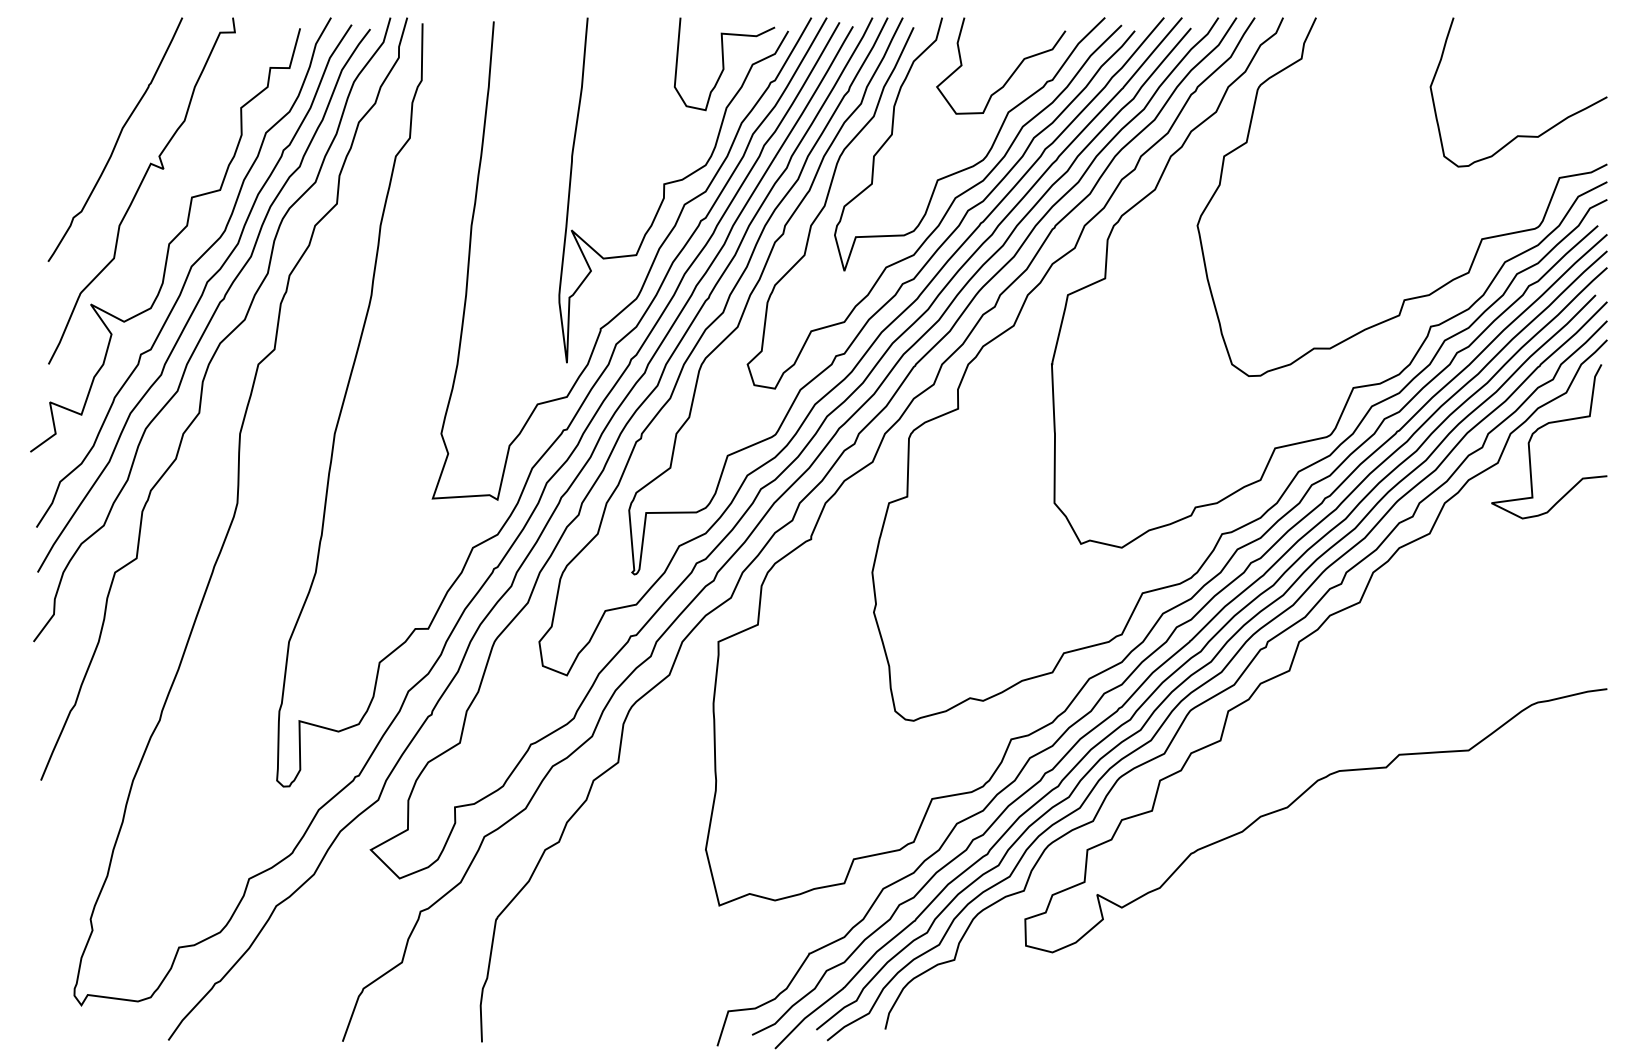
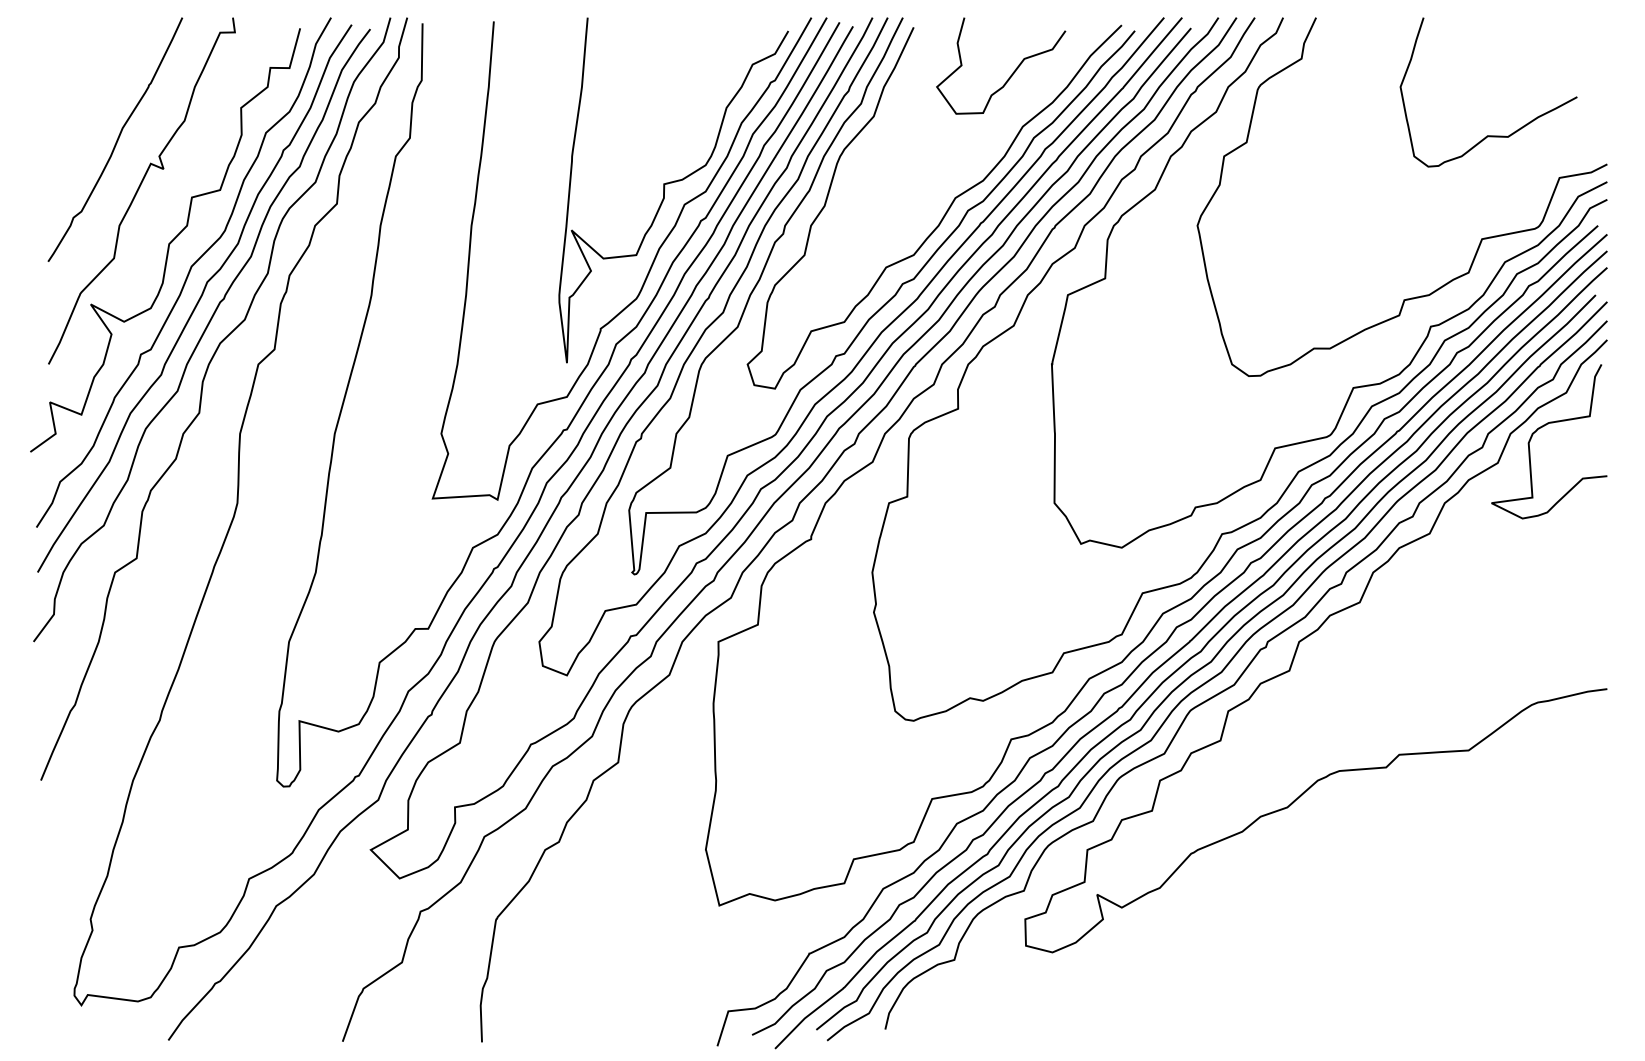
curve: present -> none (724, 64)
curve position: (1518, 135) -> (1488, 135) (1488, 135)
curve: present -> none (978, 161)
